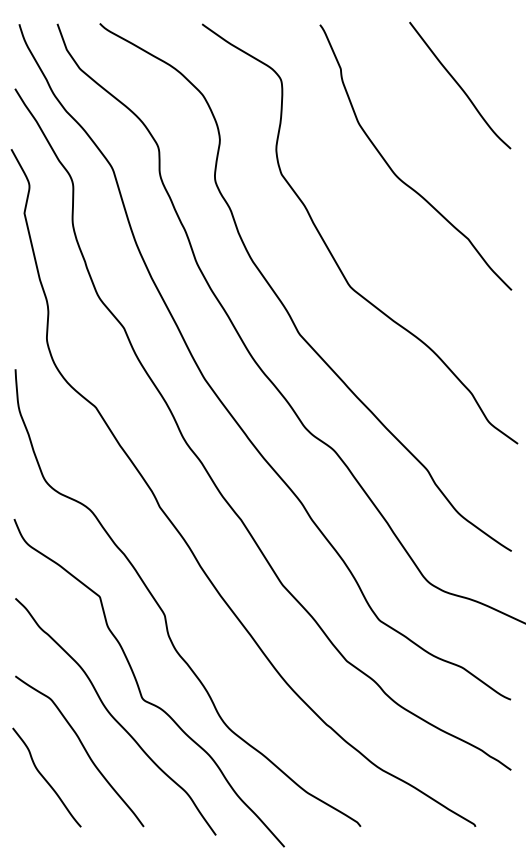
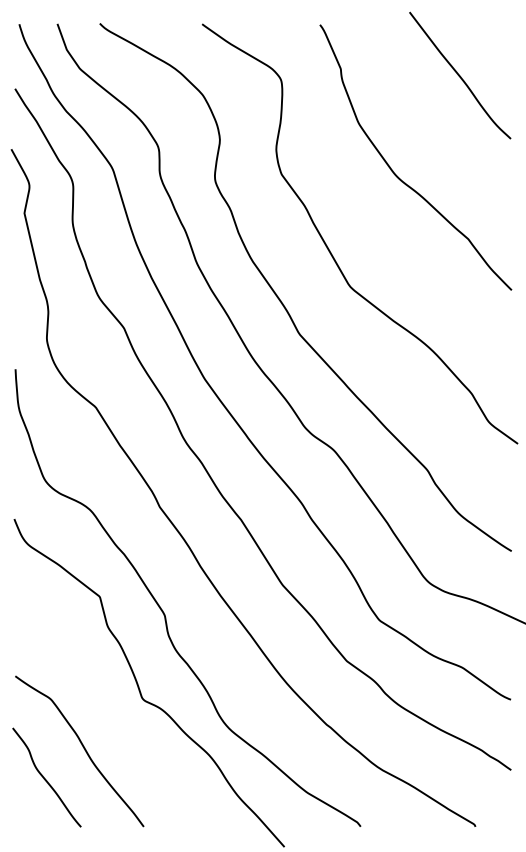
curve position: (460, 85) -> (460, 75) (460, 75)
curve: present -> none (114, 717)
